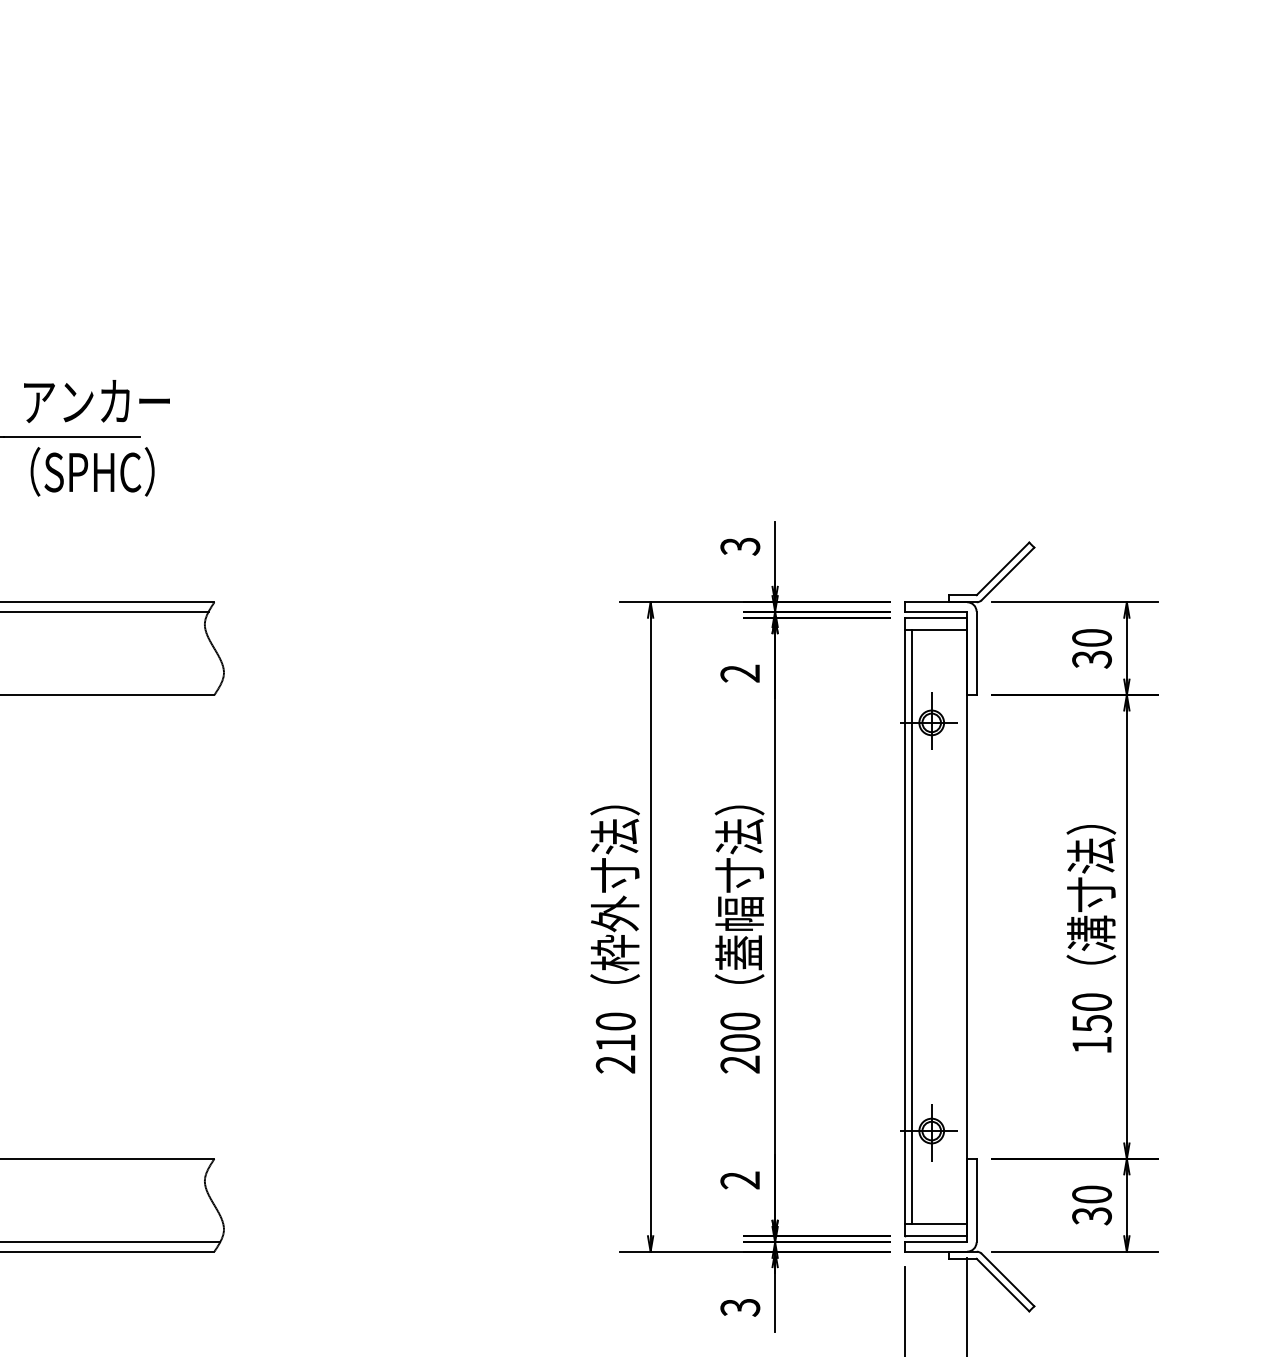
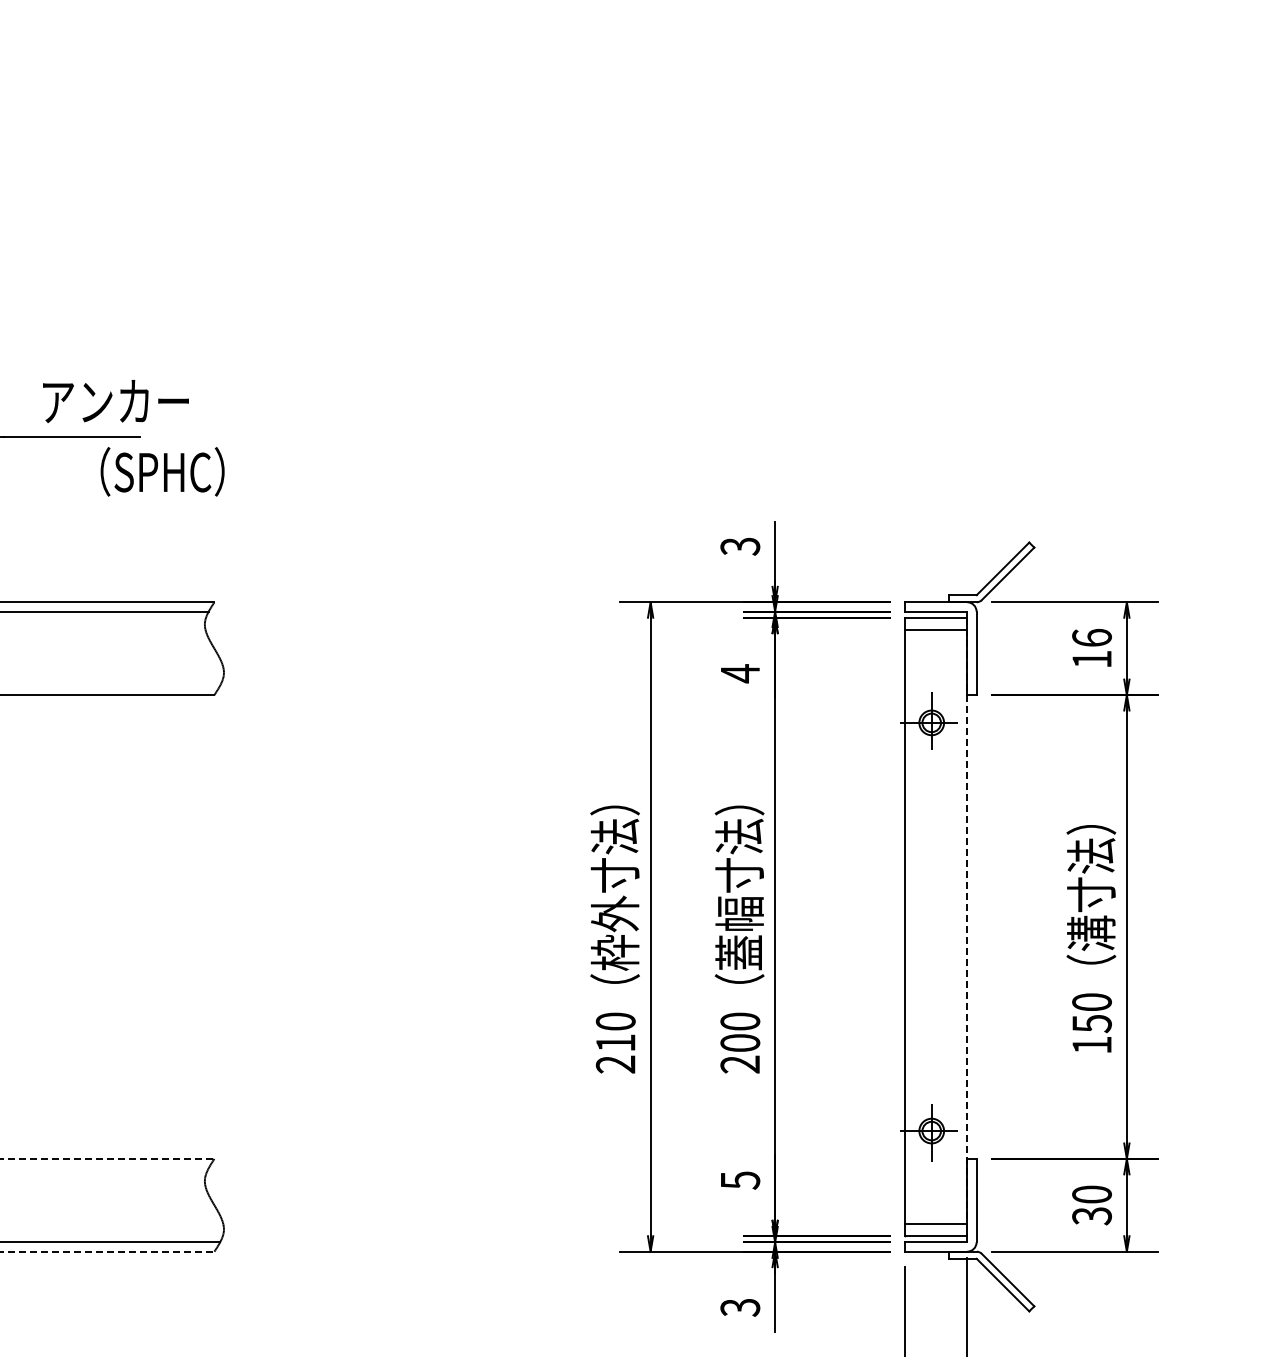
text position: (96, 401) -> (115, 401) (115, 401)
text position: (92, 471) -> (162, 471) (162, 471)
text: 30 -> 16 (1091, 648)
text: 2 -> 4 (739, 673)
line: present -> none (911, 926)
line: solid -> dashed (967, 927)
line: solid -> dashed (107, 1158)
text: 2 -> 5 (740, 1180)
line: solid -> dashed (107, 1251)
